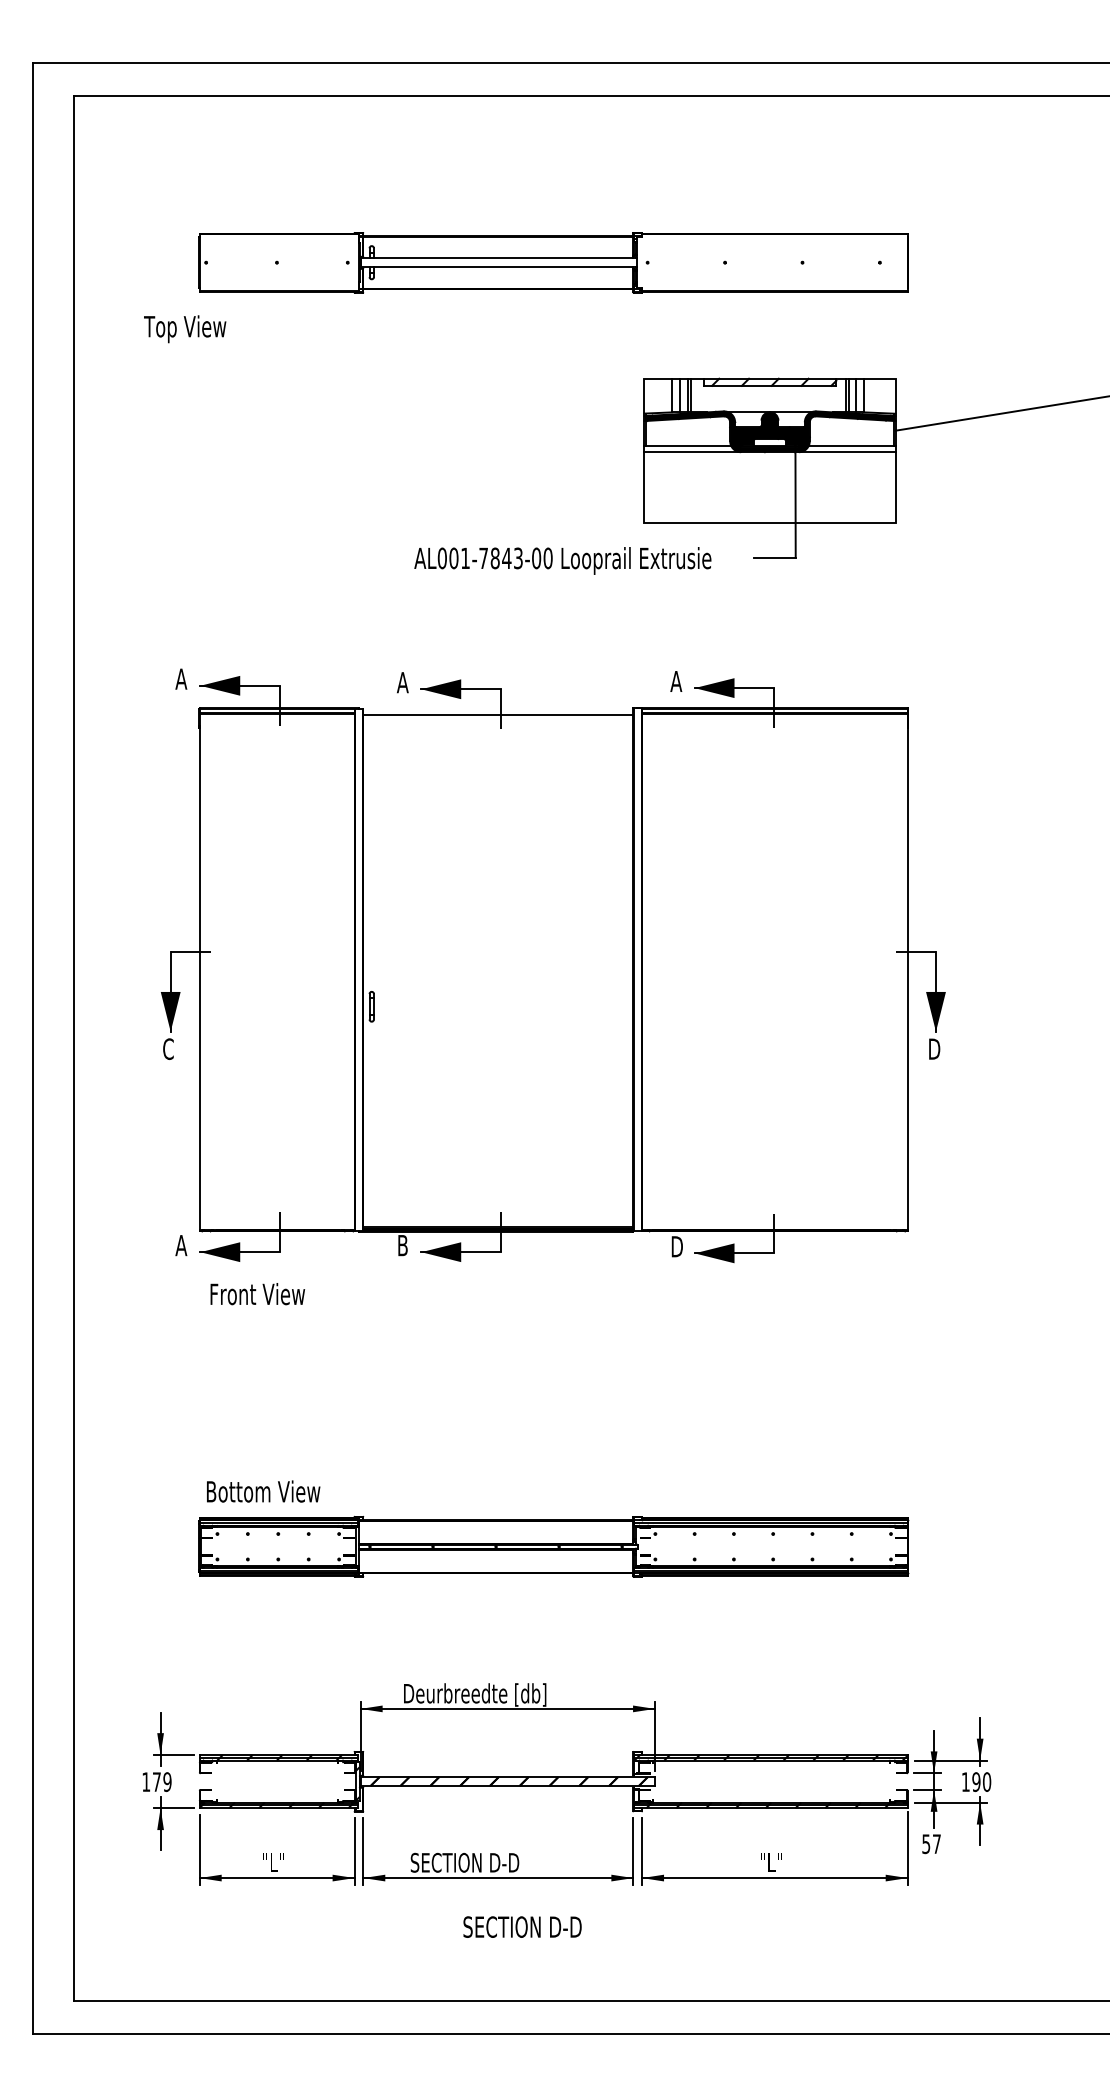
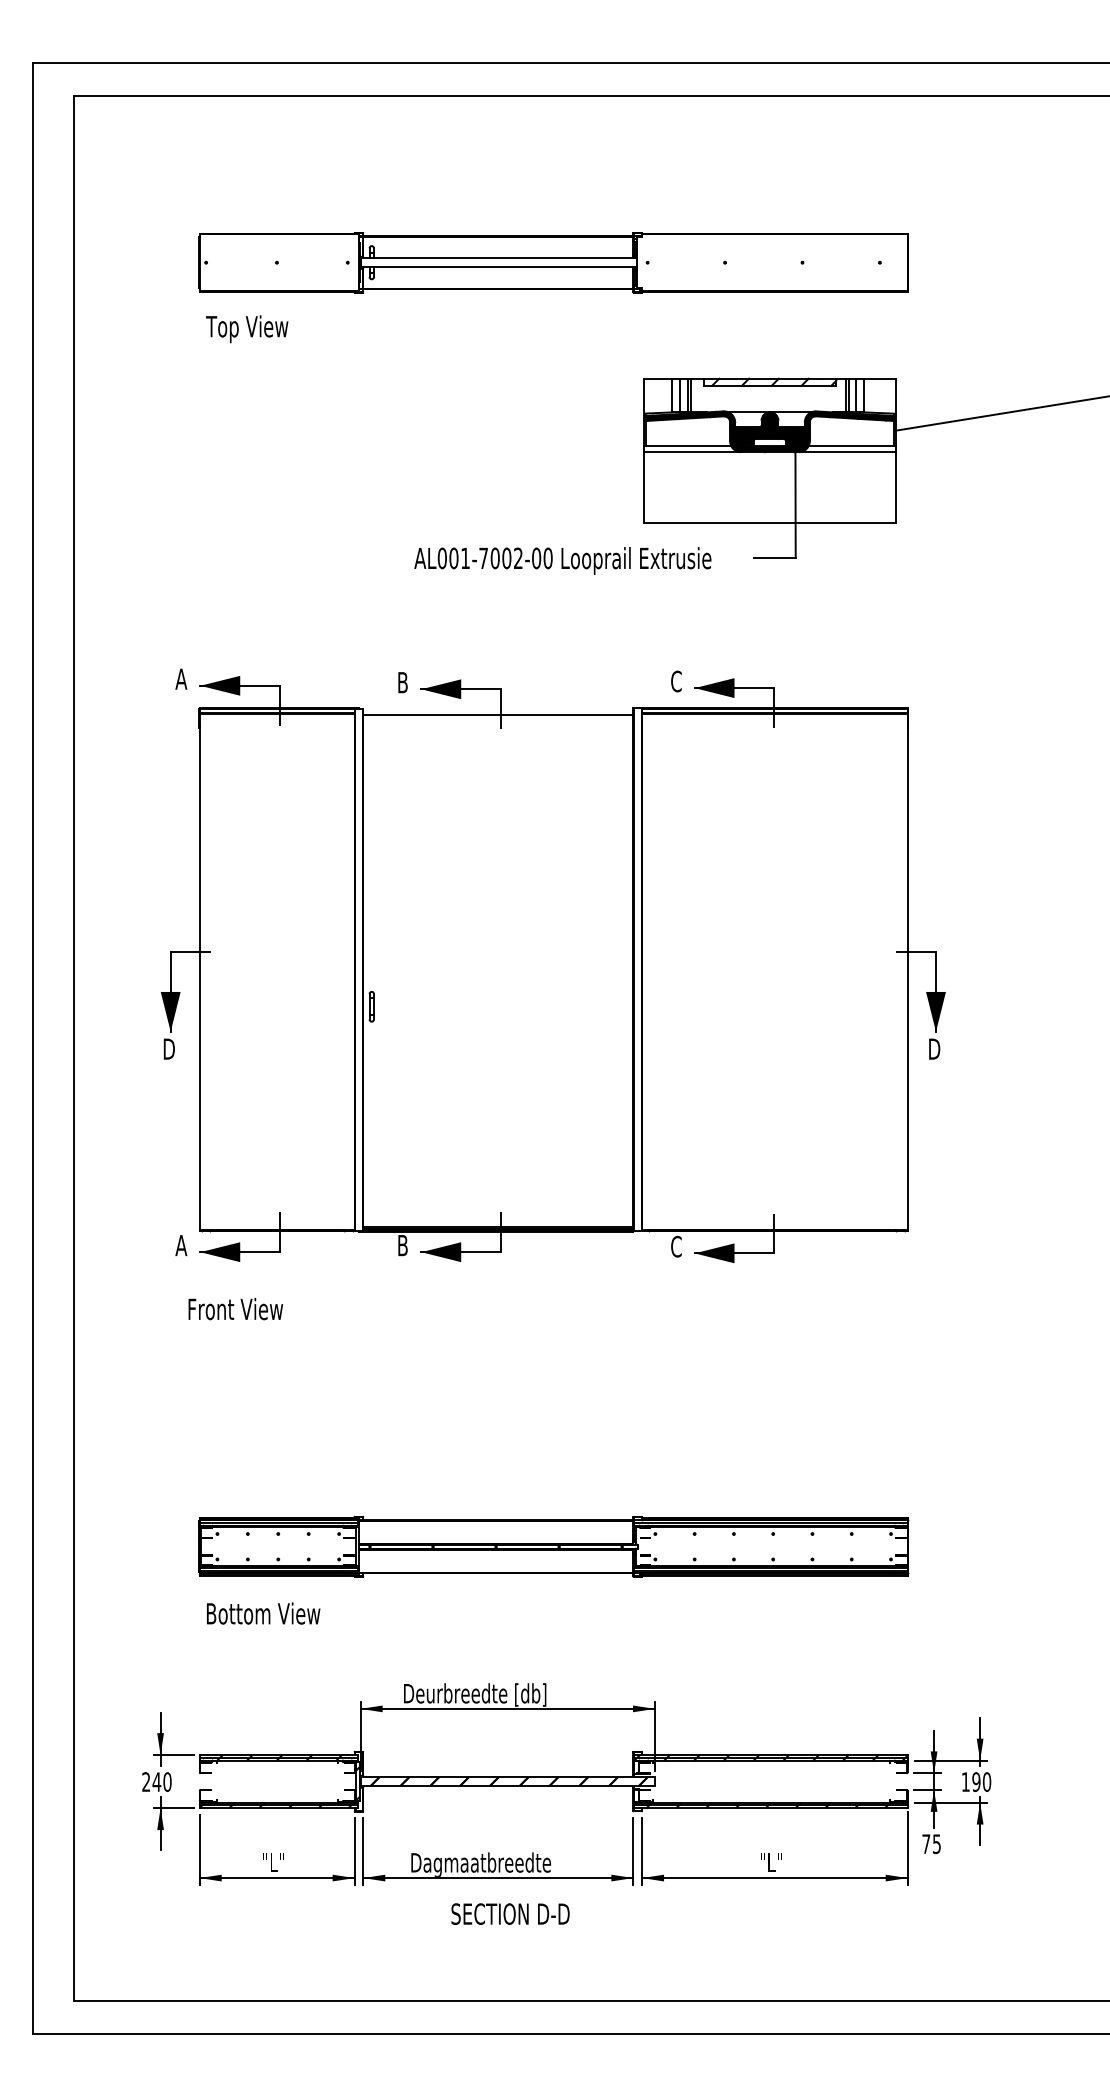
text position: (185, 329) -> (247, 329) (247, 329)
text: AL001-7843-00 -> AL001-7002-00 (506, 558)
text: A -> C (676, 681)
text: A -> B (402, 682)
text: C -> D (168, 1048)
text: D -> C (676, 1246)
text position: (257, 1294) -> (235, 1309) (235, 1309)
text position: (263, 1491) -> (263, 1613) (263, 1613)
text: 179 -> 240 (156, 1782)
text: 57 -> 75 (931, 1844)
text: SECTION D-D -> Dagmaatbreedte (480, 1864)
text position: (522, 1926) -> (510, 1913) (510, 1913)
